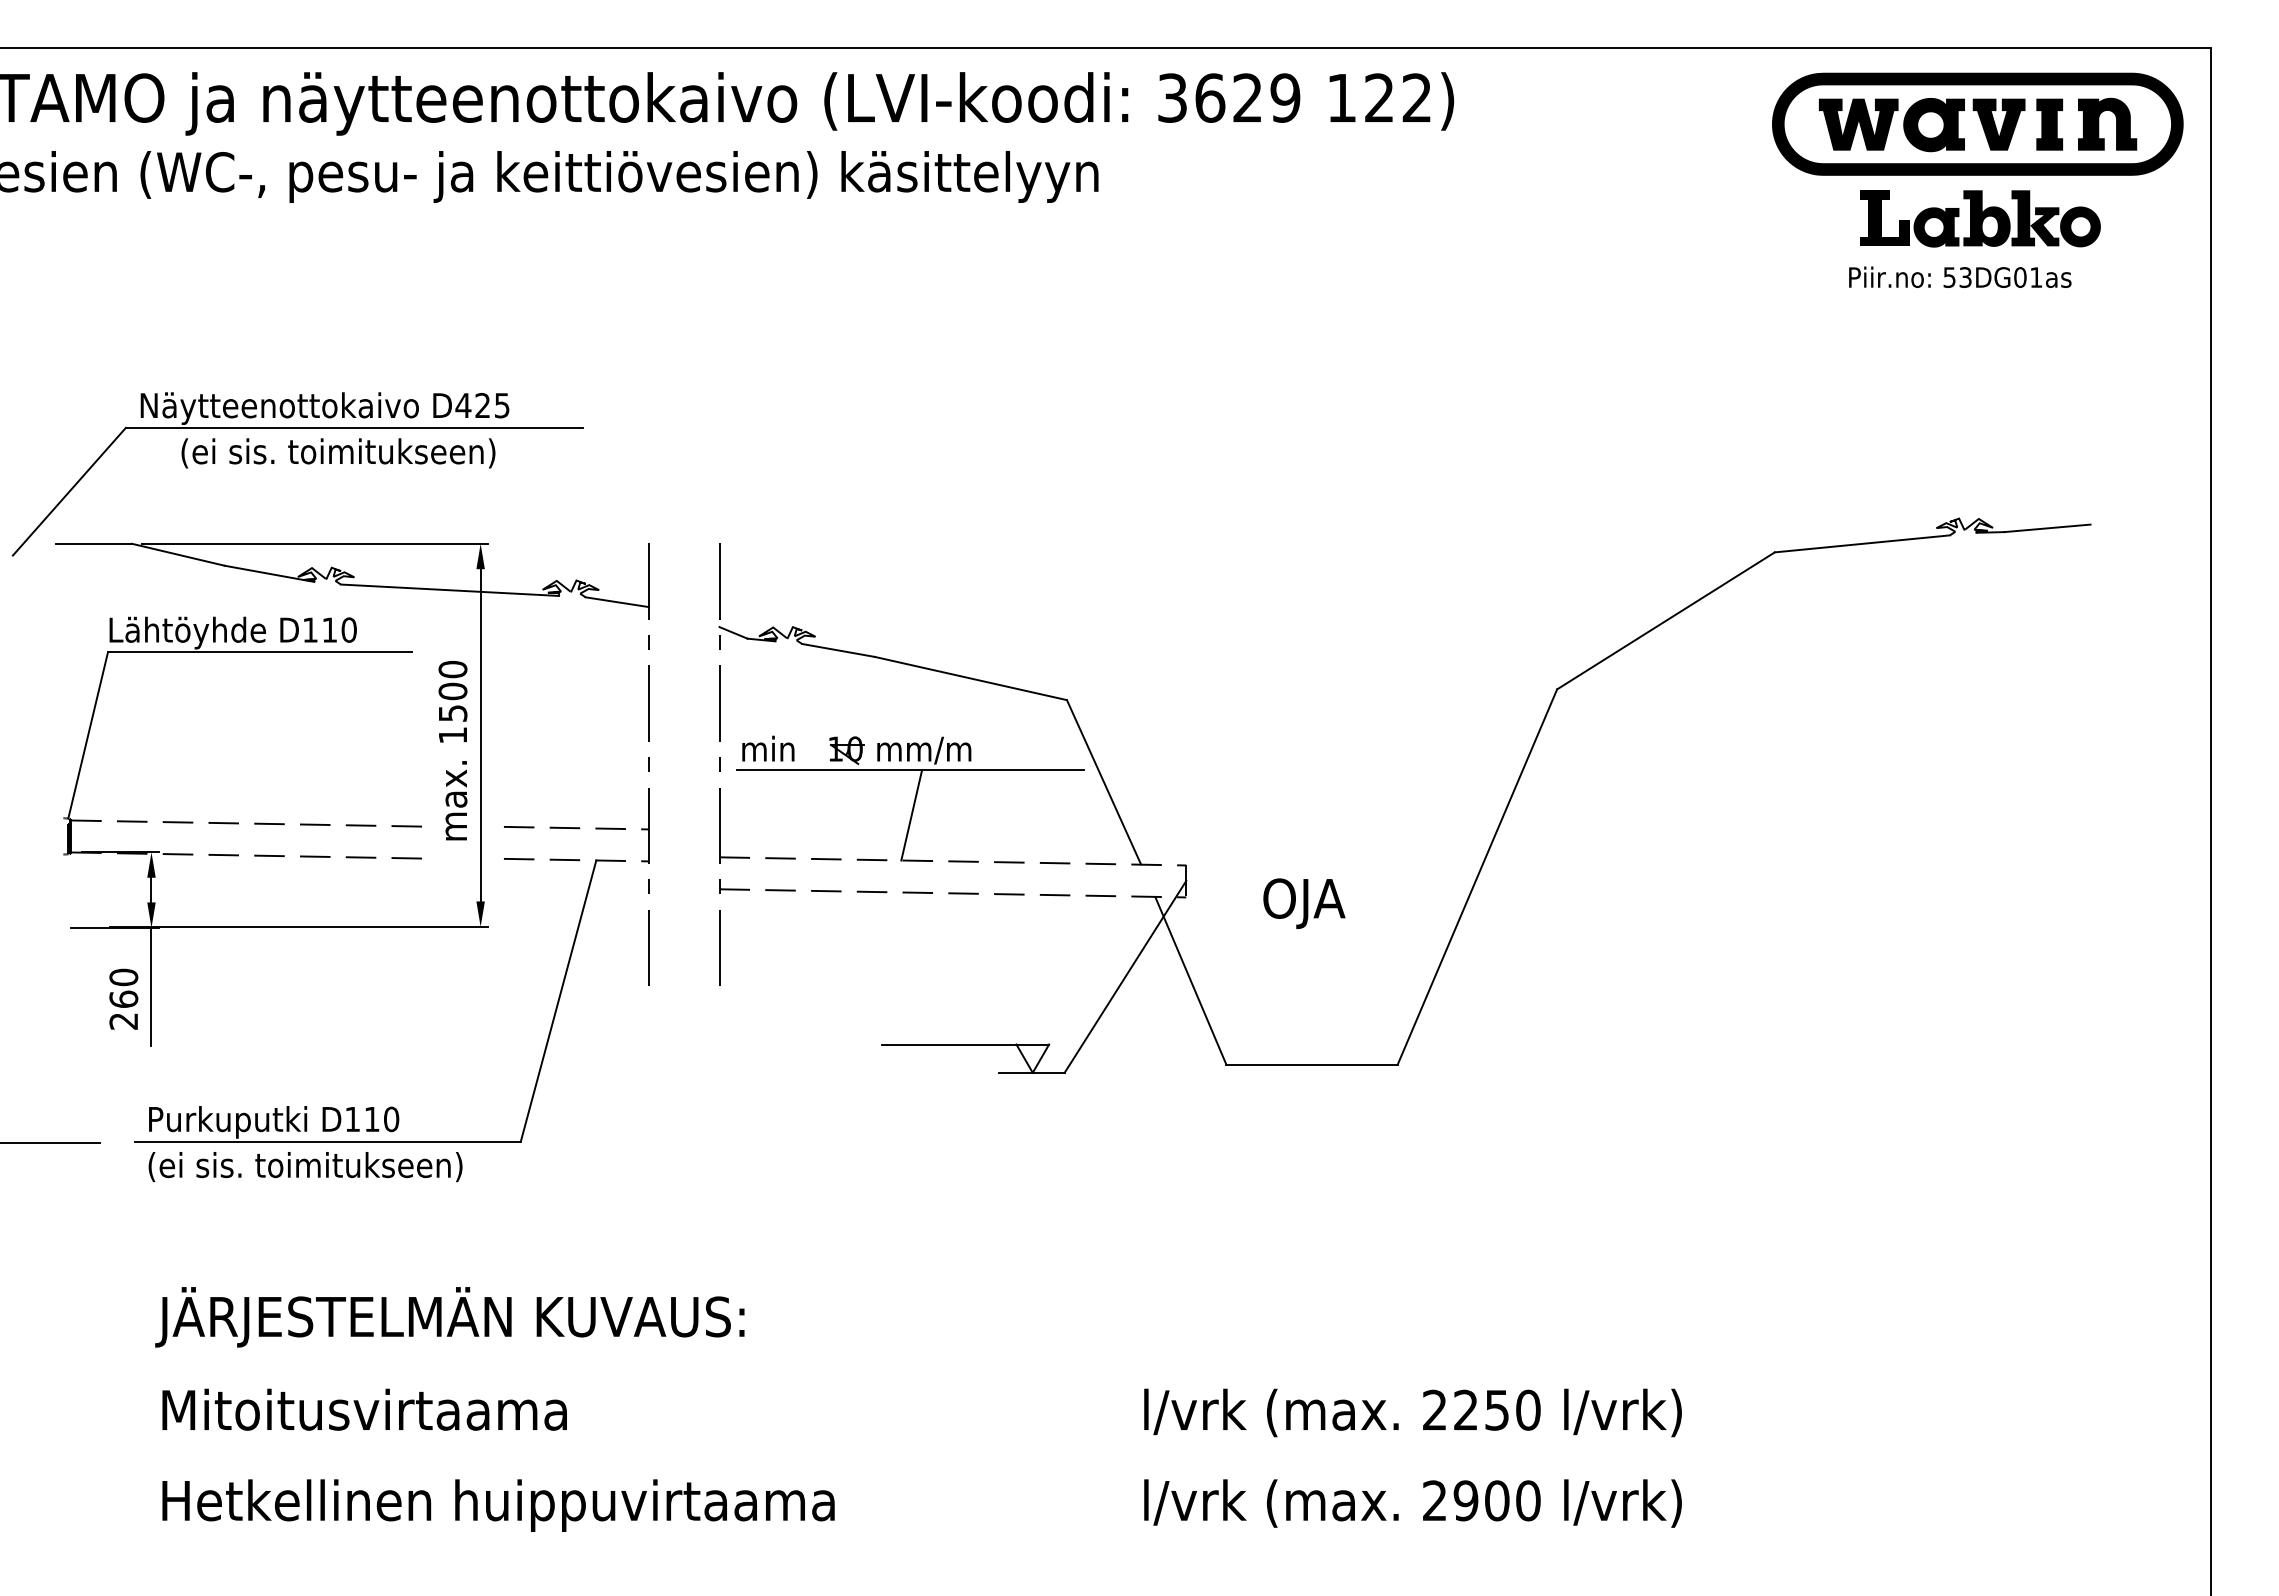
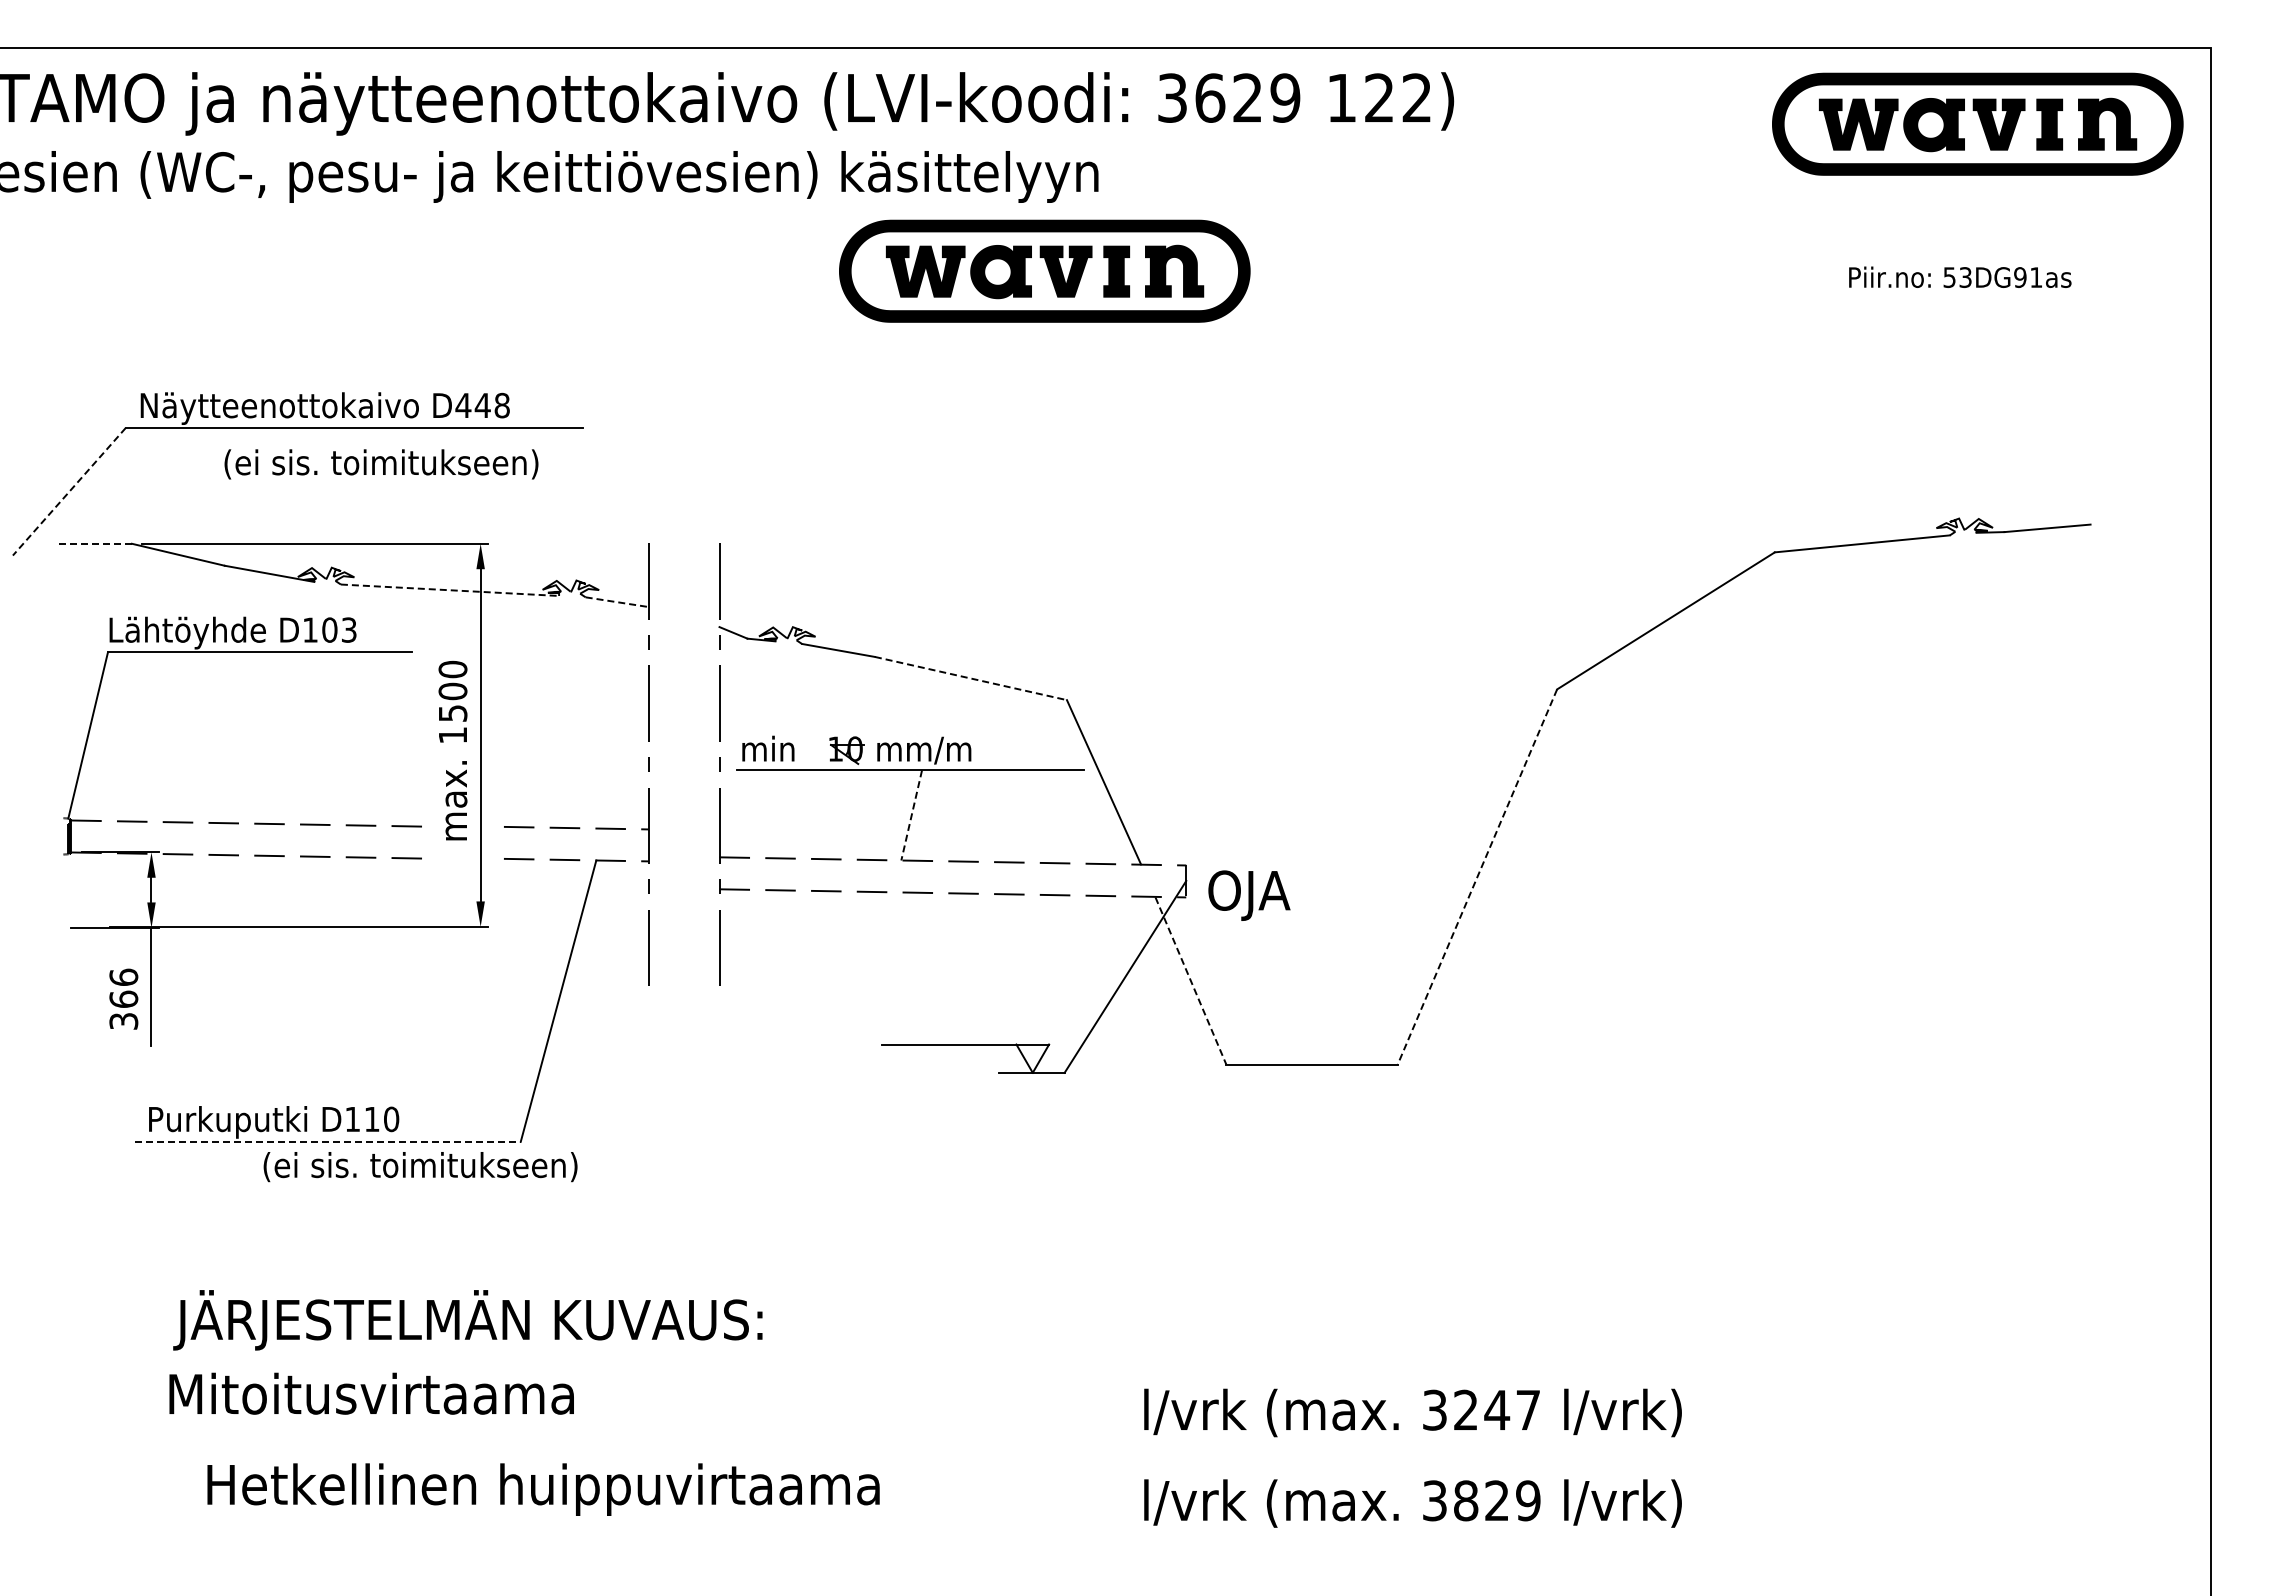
part: present -> none (1980, 218)
part: none -> present (1044, 270)
text: 53DG01as -> 53DG91as (2020, 277)
text: D425 -> D448 (491, 405)
text position: (338, 453) -> (381, 464) (381, 464)
line: solid -> dashed (69, 492)
line: solid -> dashed (93, 543)
line: solid -> dashed (450, 590)
line: solid -> dashed (617, 602)
text: D110 -> D103 (339, 629)
line: solid -> dashed (971, 678)
line: solid -> dashed (911, 815)
line: solid -> dashed (1477, 876)
text position: (1304, 903) -> (1249, 895) (1249, 895)
line: solid -> dashed (1190, 981)
text: 260 -> 366 (123, 998)
line: solid -> dashed (327, 1141)
line: present -> none (51, 1142)
text position: (305, 1167) -> (420, 1167) (420, 1167)
text position: (449, 1317) -> (467, 1320) (467, 1320)
text position: (364, 1409) -> (371, 1393) (371, 1393)
text: 2250 -> 3247 (1481, 1409)
text: 2900 -> 3829 (1481, 1500)
text position: (498, 1505) -> (543, 1489) (543, 1489)
